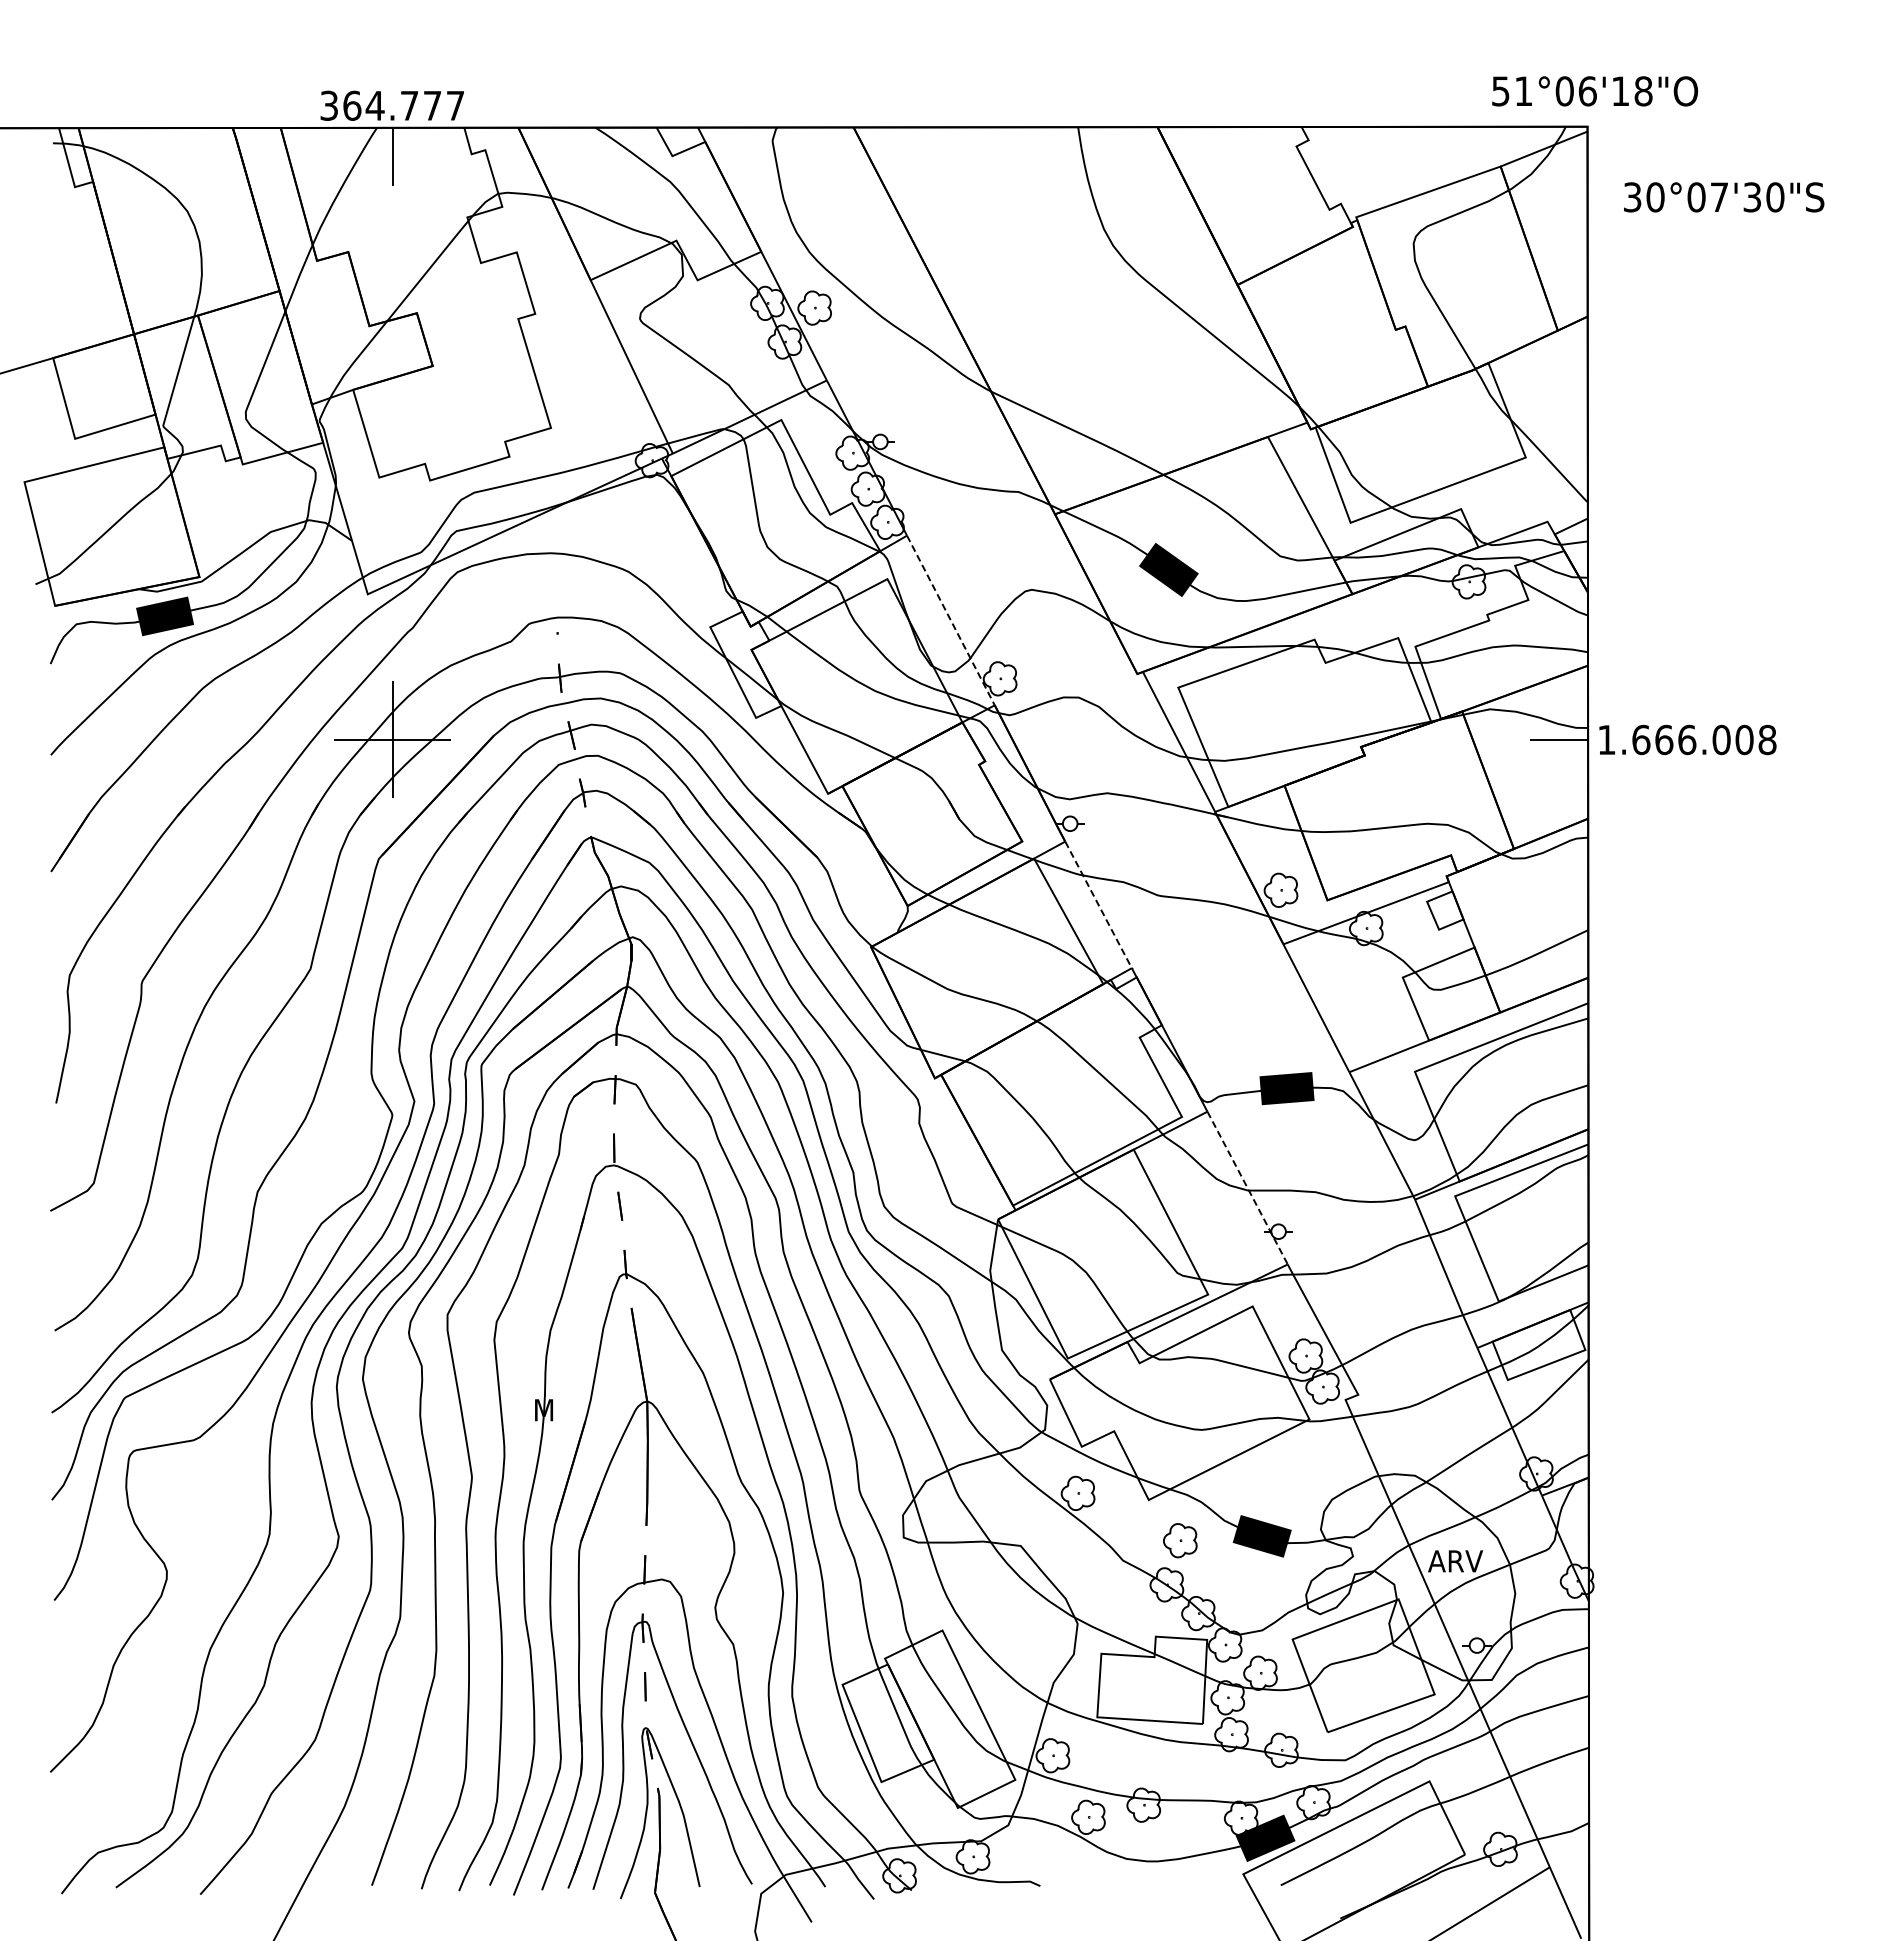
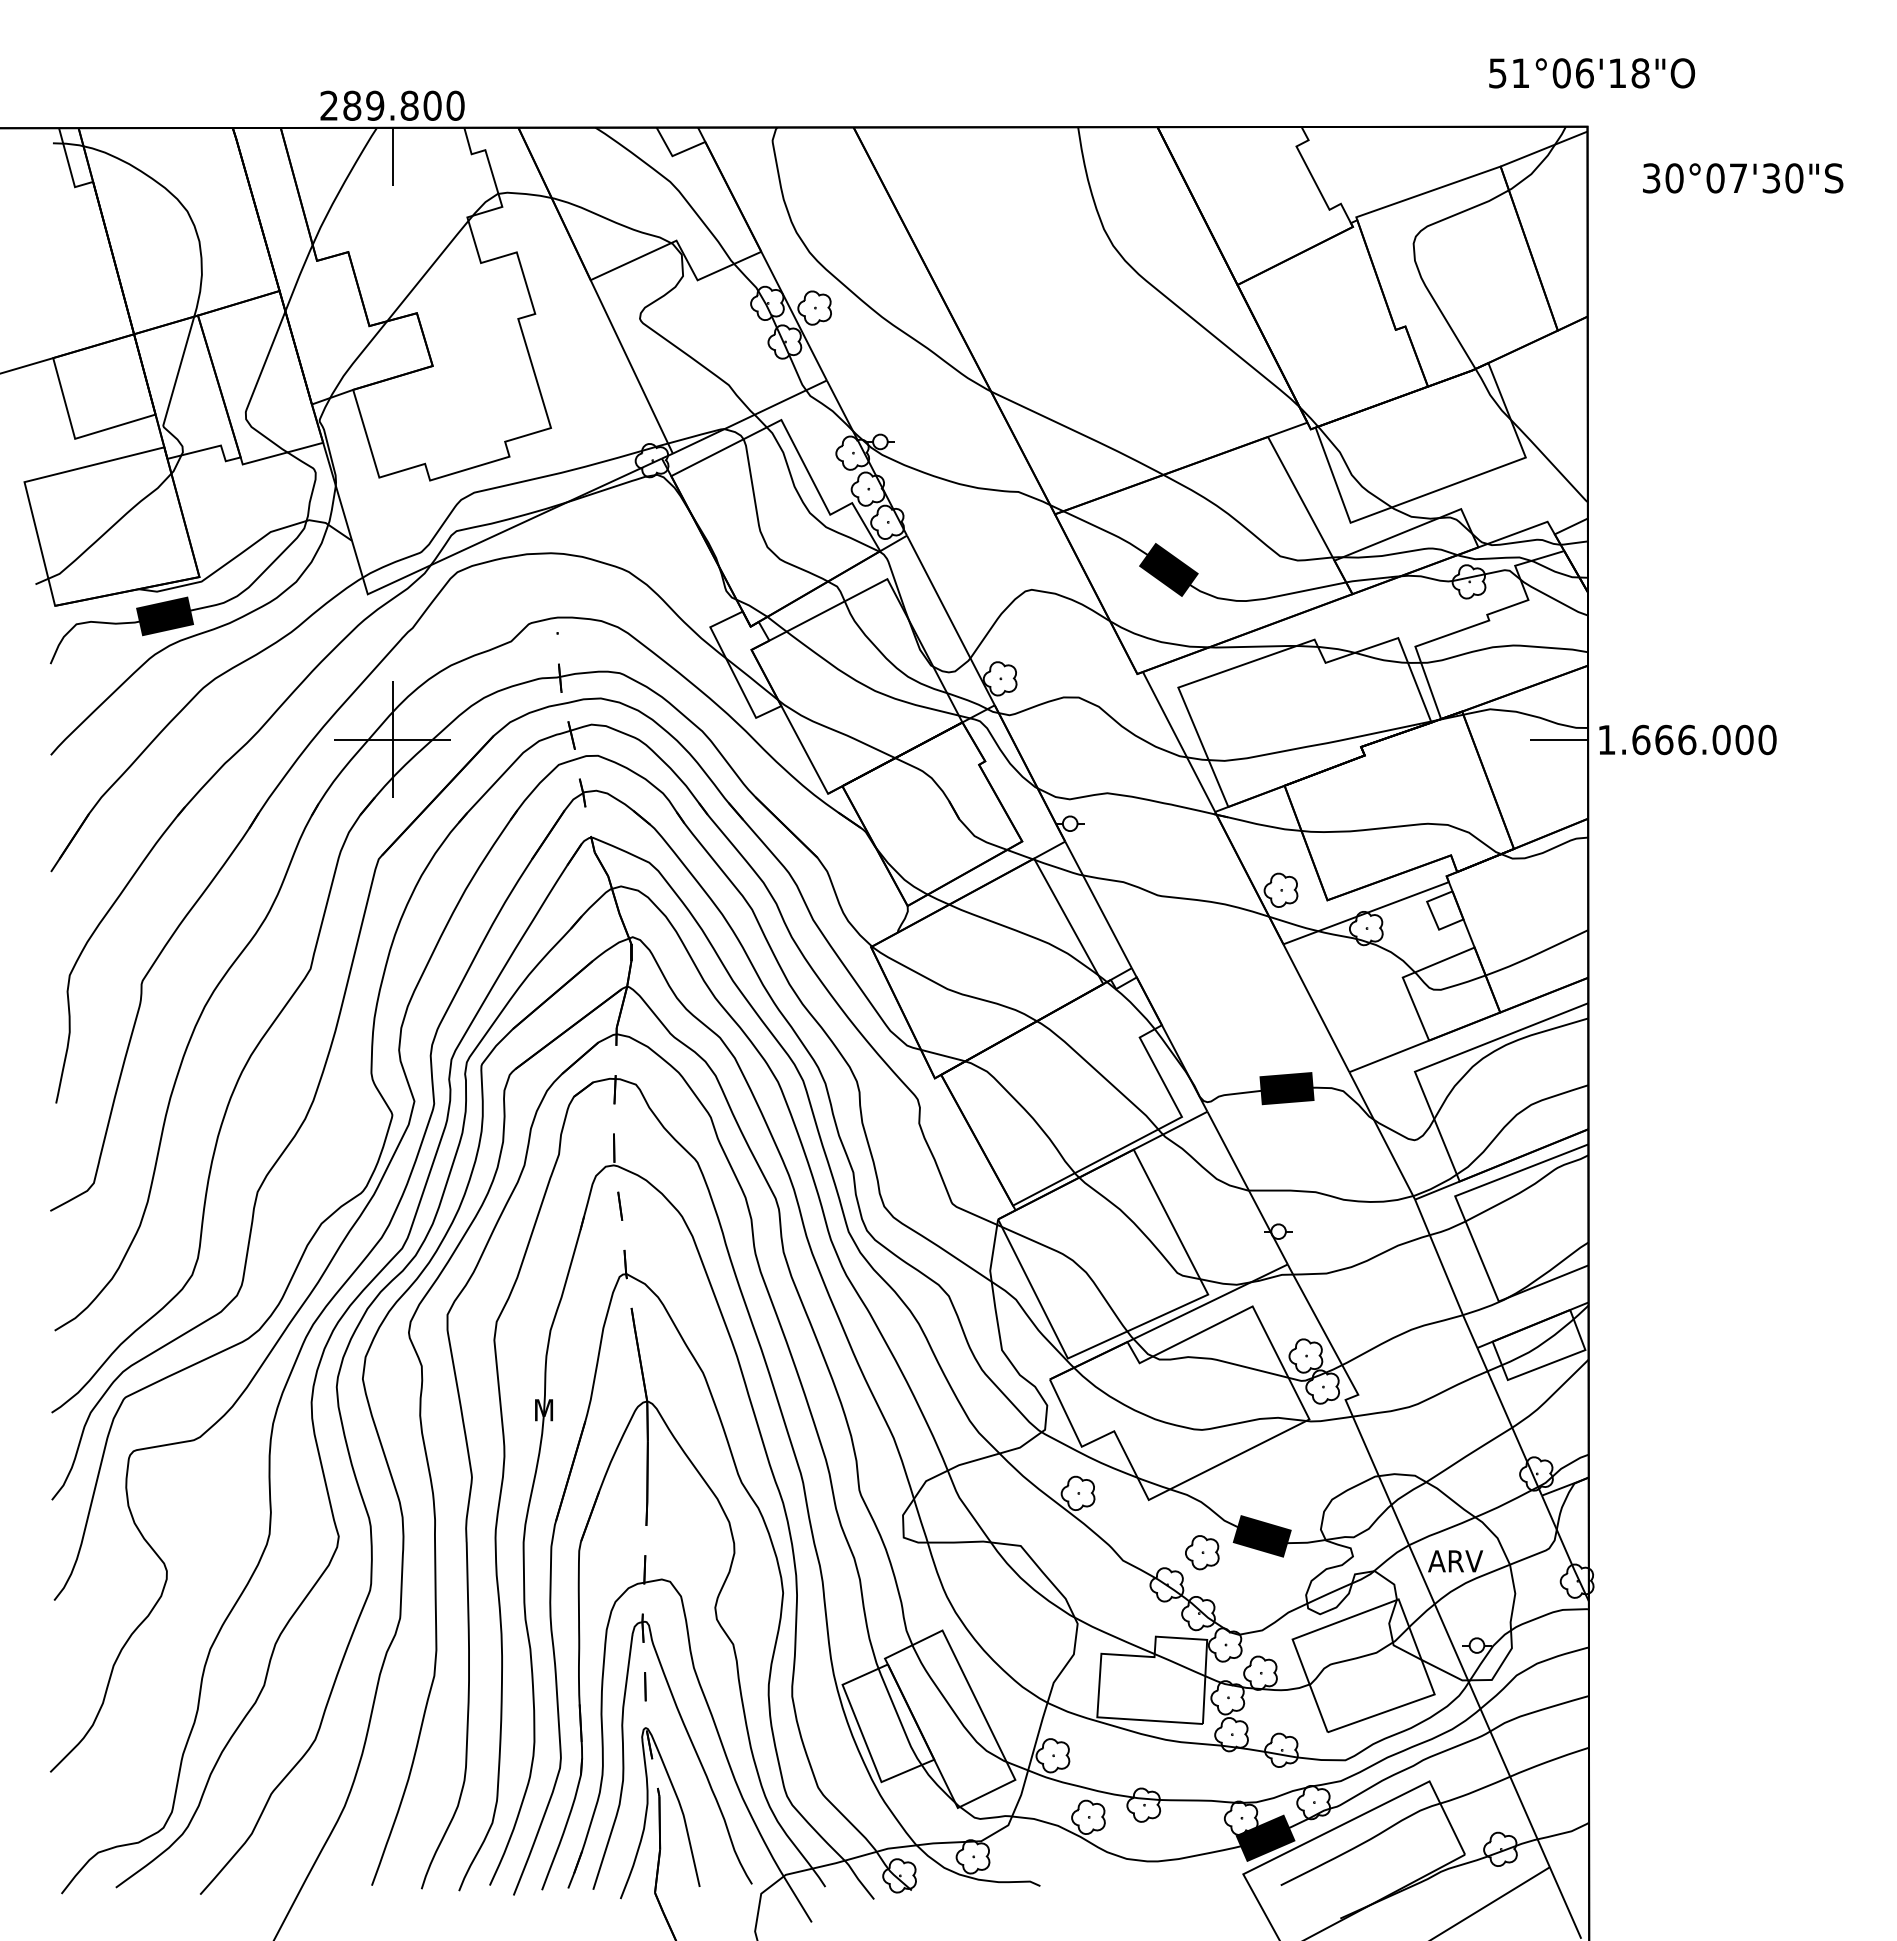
text position: (1595, 91) -> (1592, 73) (1592, 73)
text: 364.777 -> 289.800 (392, 105)
text position: (1724, 197) -> (1743, 178) (1743, 178)
line: dashed -> solid (950, 620)
text: 1.666.008 -> 1.666.000 (1767, 739)
line: dashed -> solid (1098, 904)
line: dashed -> solid (1247, 1188)
part position: (1180, 1540) -> (1202, 1552) (1202, 1552)
